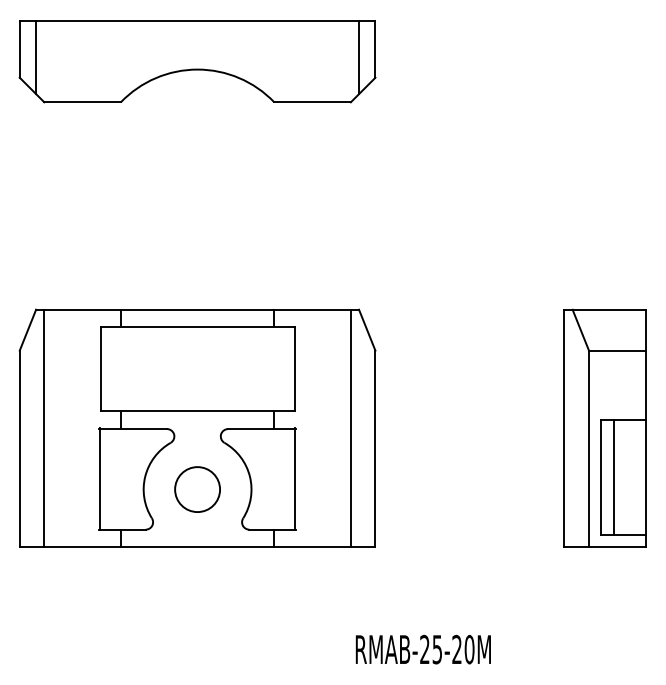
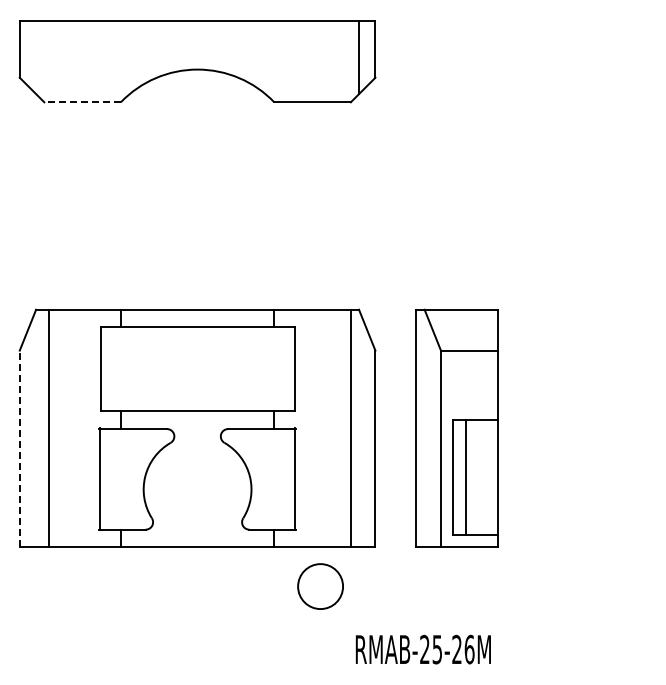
line: present -> none (36, 57)
line: solid -> dashed (82, 102)
line position: (44, 427) -> (49, 427) (49, 427)
part position: (604, 427) -> (456, 427) (456, 427)
line: solid -> dashed (19, 448)
circle position: (197, 489) -> (320, 586) (320, 586)
text: RMAB-25-20M -> RMAB-25-26M (469, 649)
